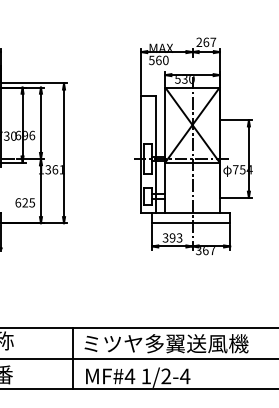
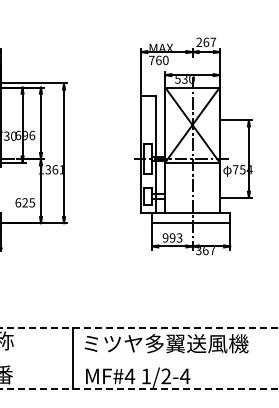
text: 560 -> 760 (151, 60)
text: 393 -> 993 (165, 237)
line: solid -> dashed (139, 327)
line: present -> none (138, 358)
line: solid -> dashed (139, 389)
